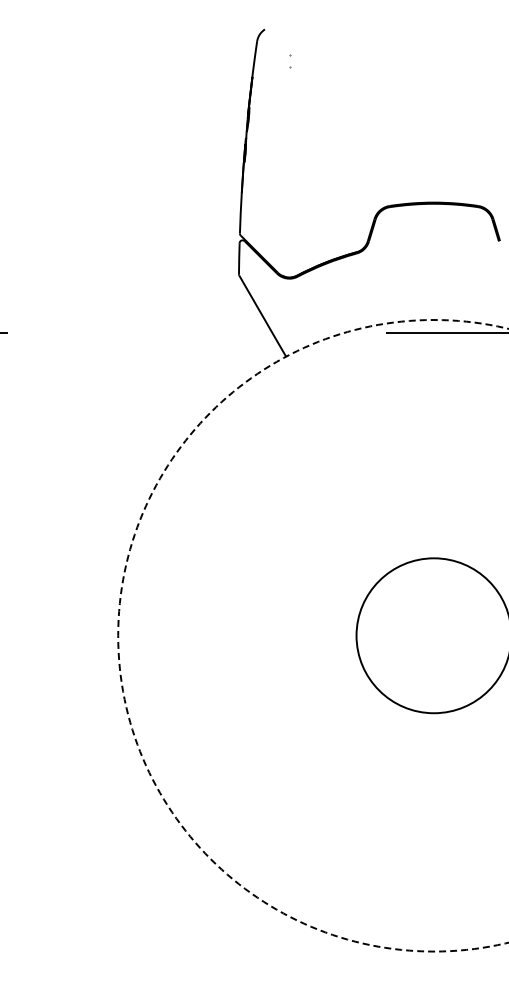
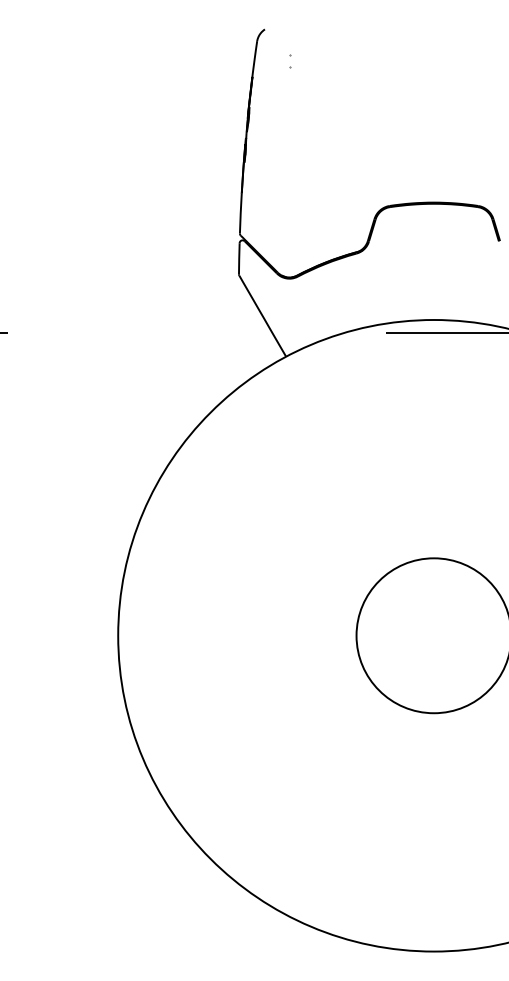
circle: dashed -> solid (313, 635)
